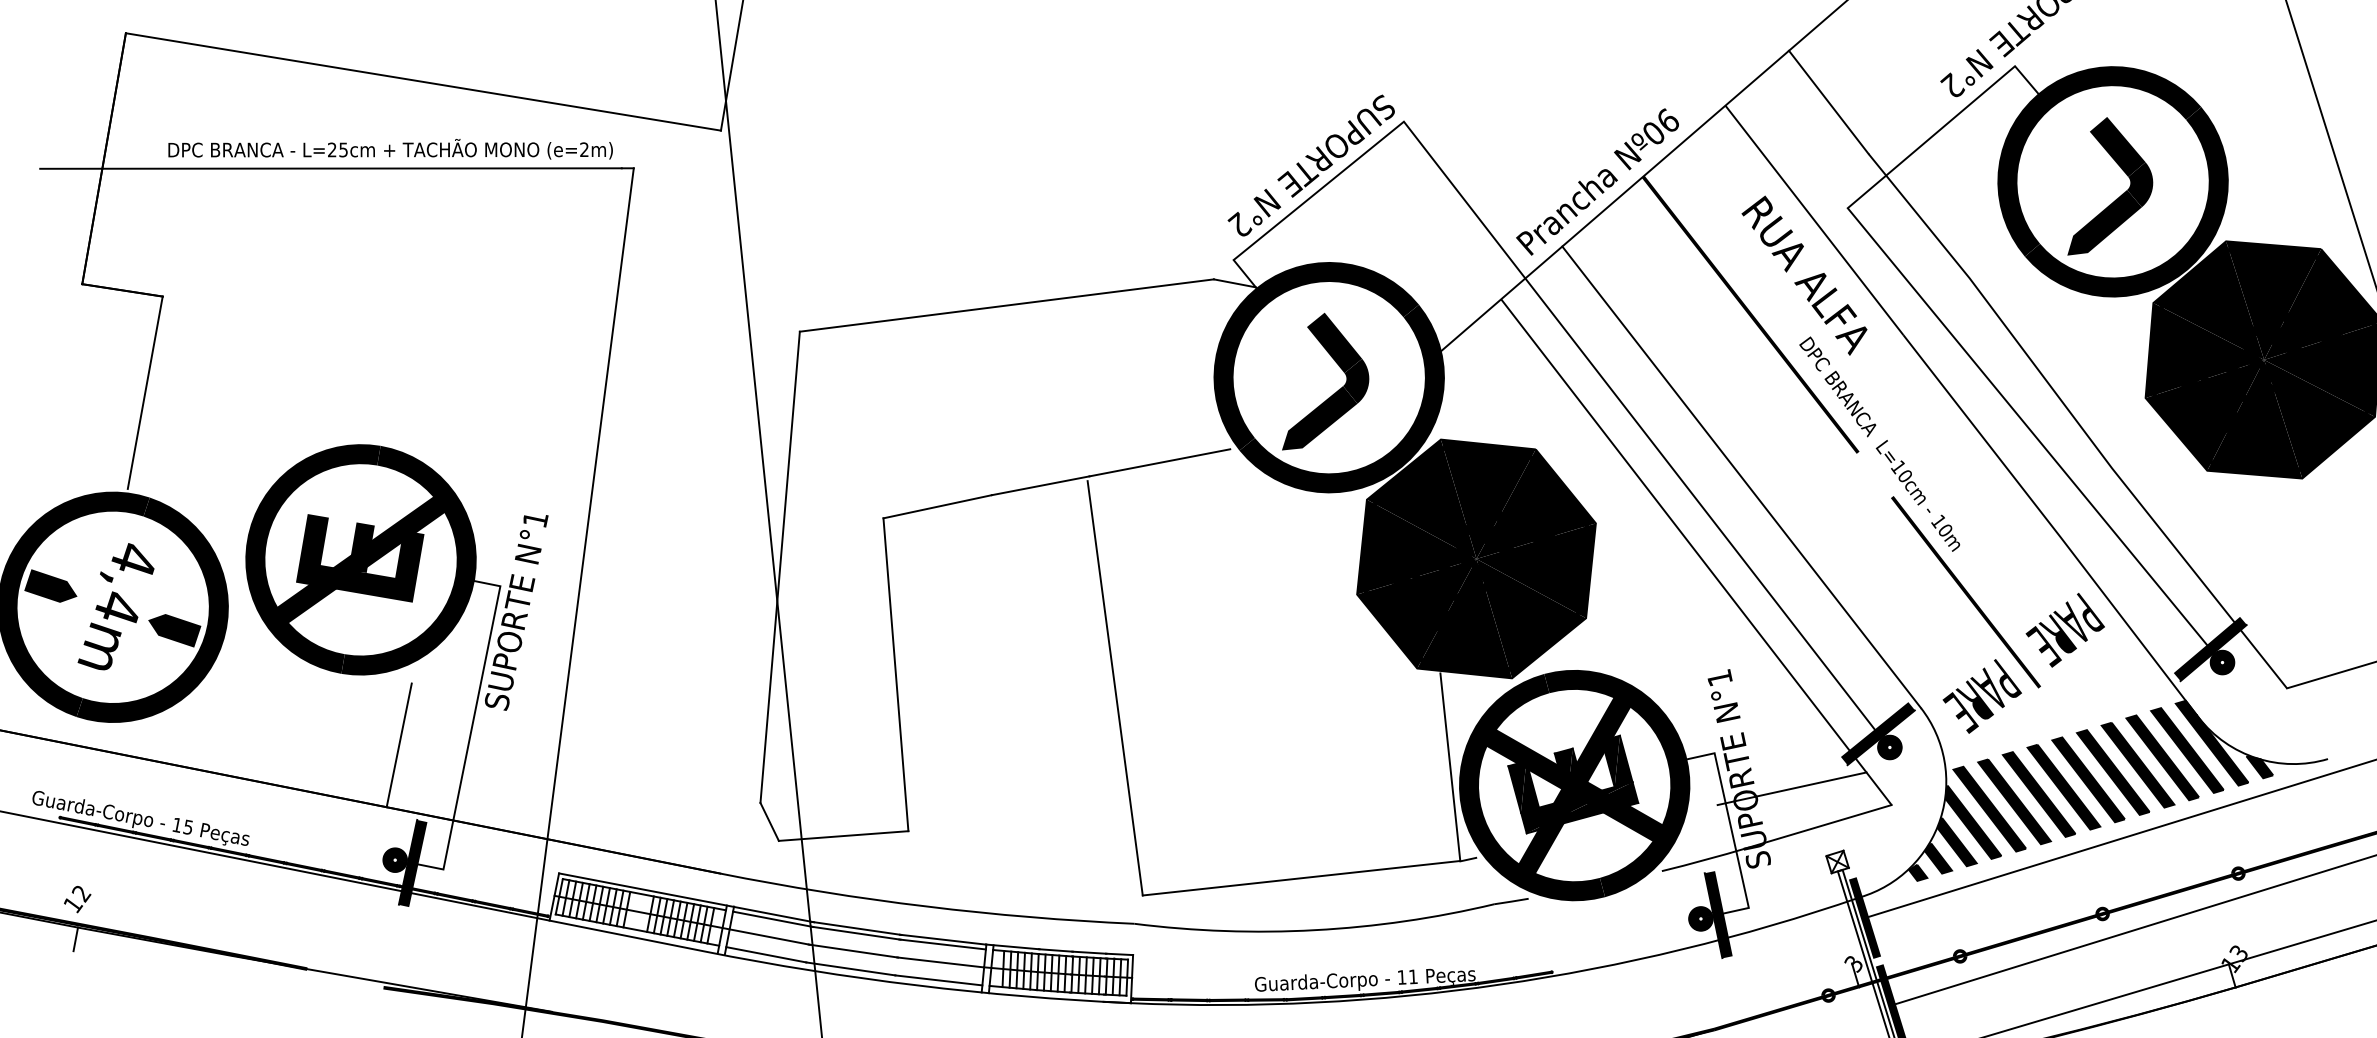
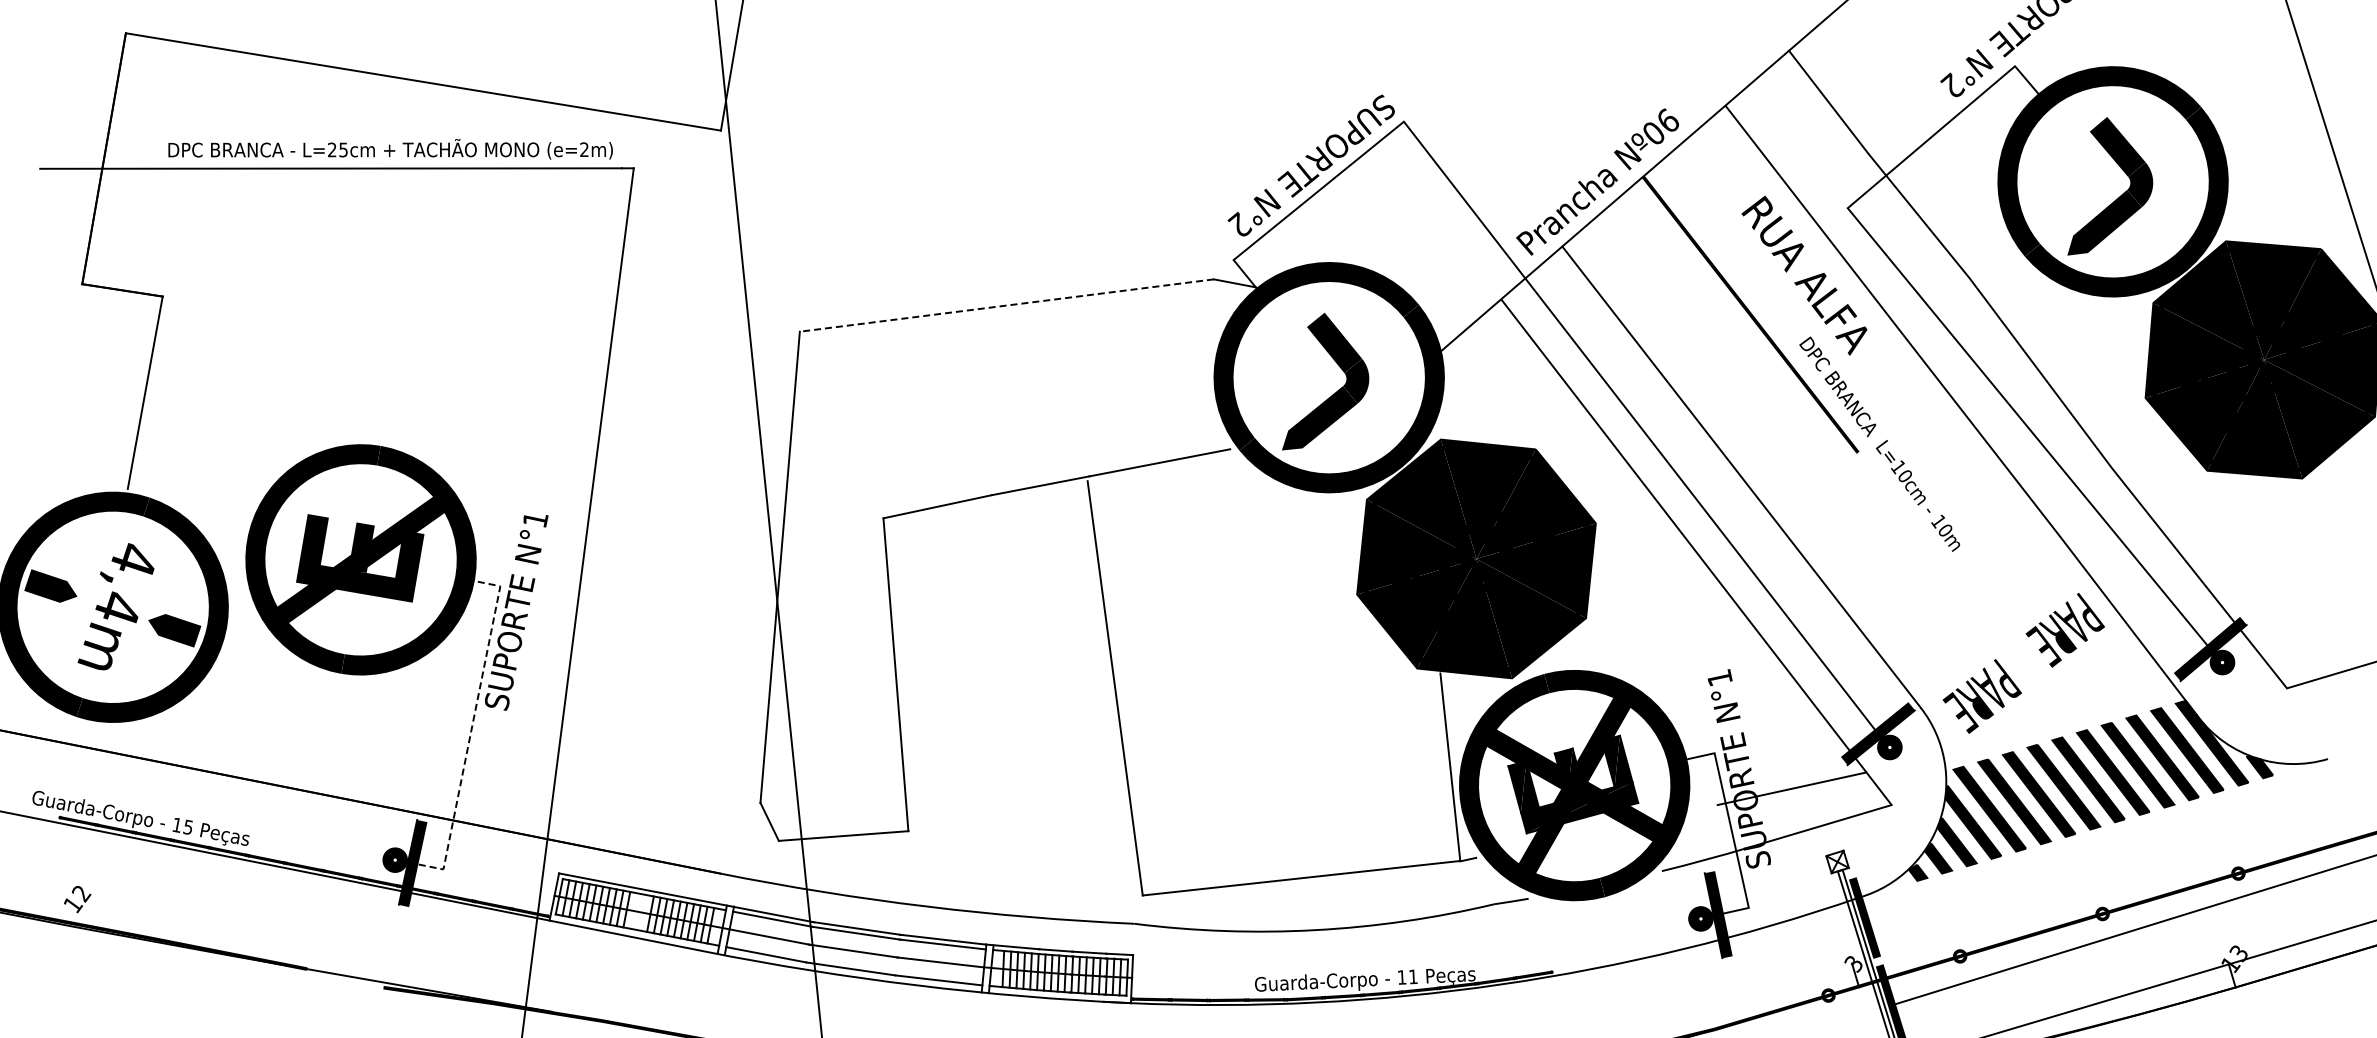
line: solid -> dashed (1006, 305)
line: present -> none (1965, 592)
line: solid -> dashed (472, 727)
line: present -> none (398, 745)
line: present -> none (2119, 839)
line: present -> none (75, 939)
